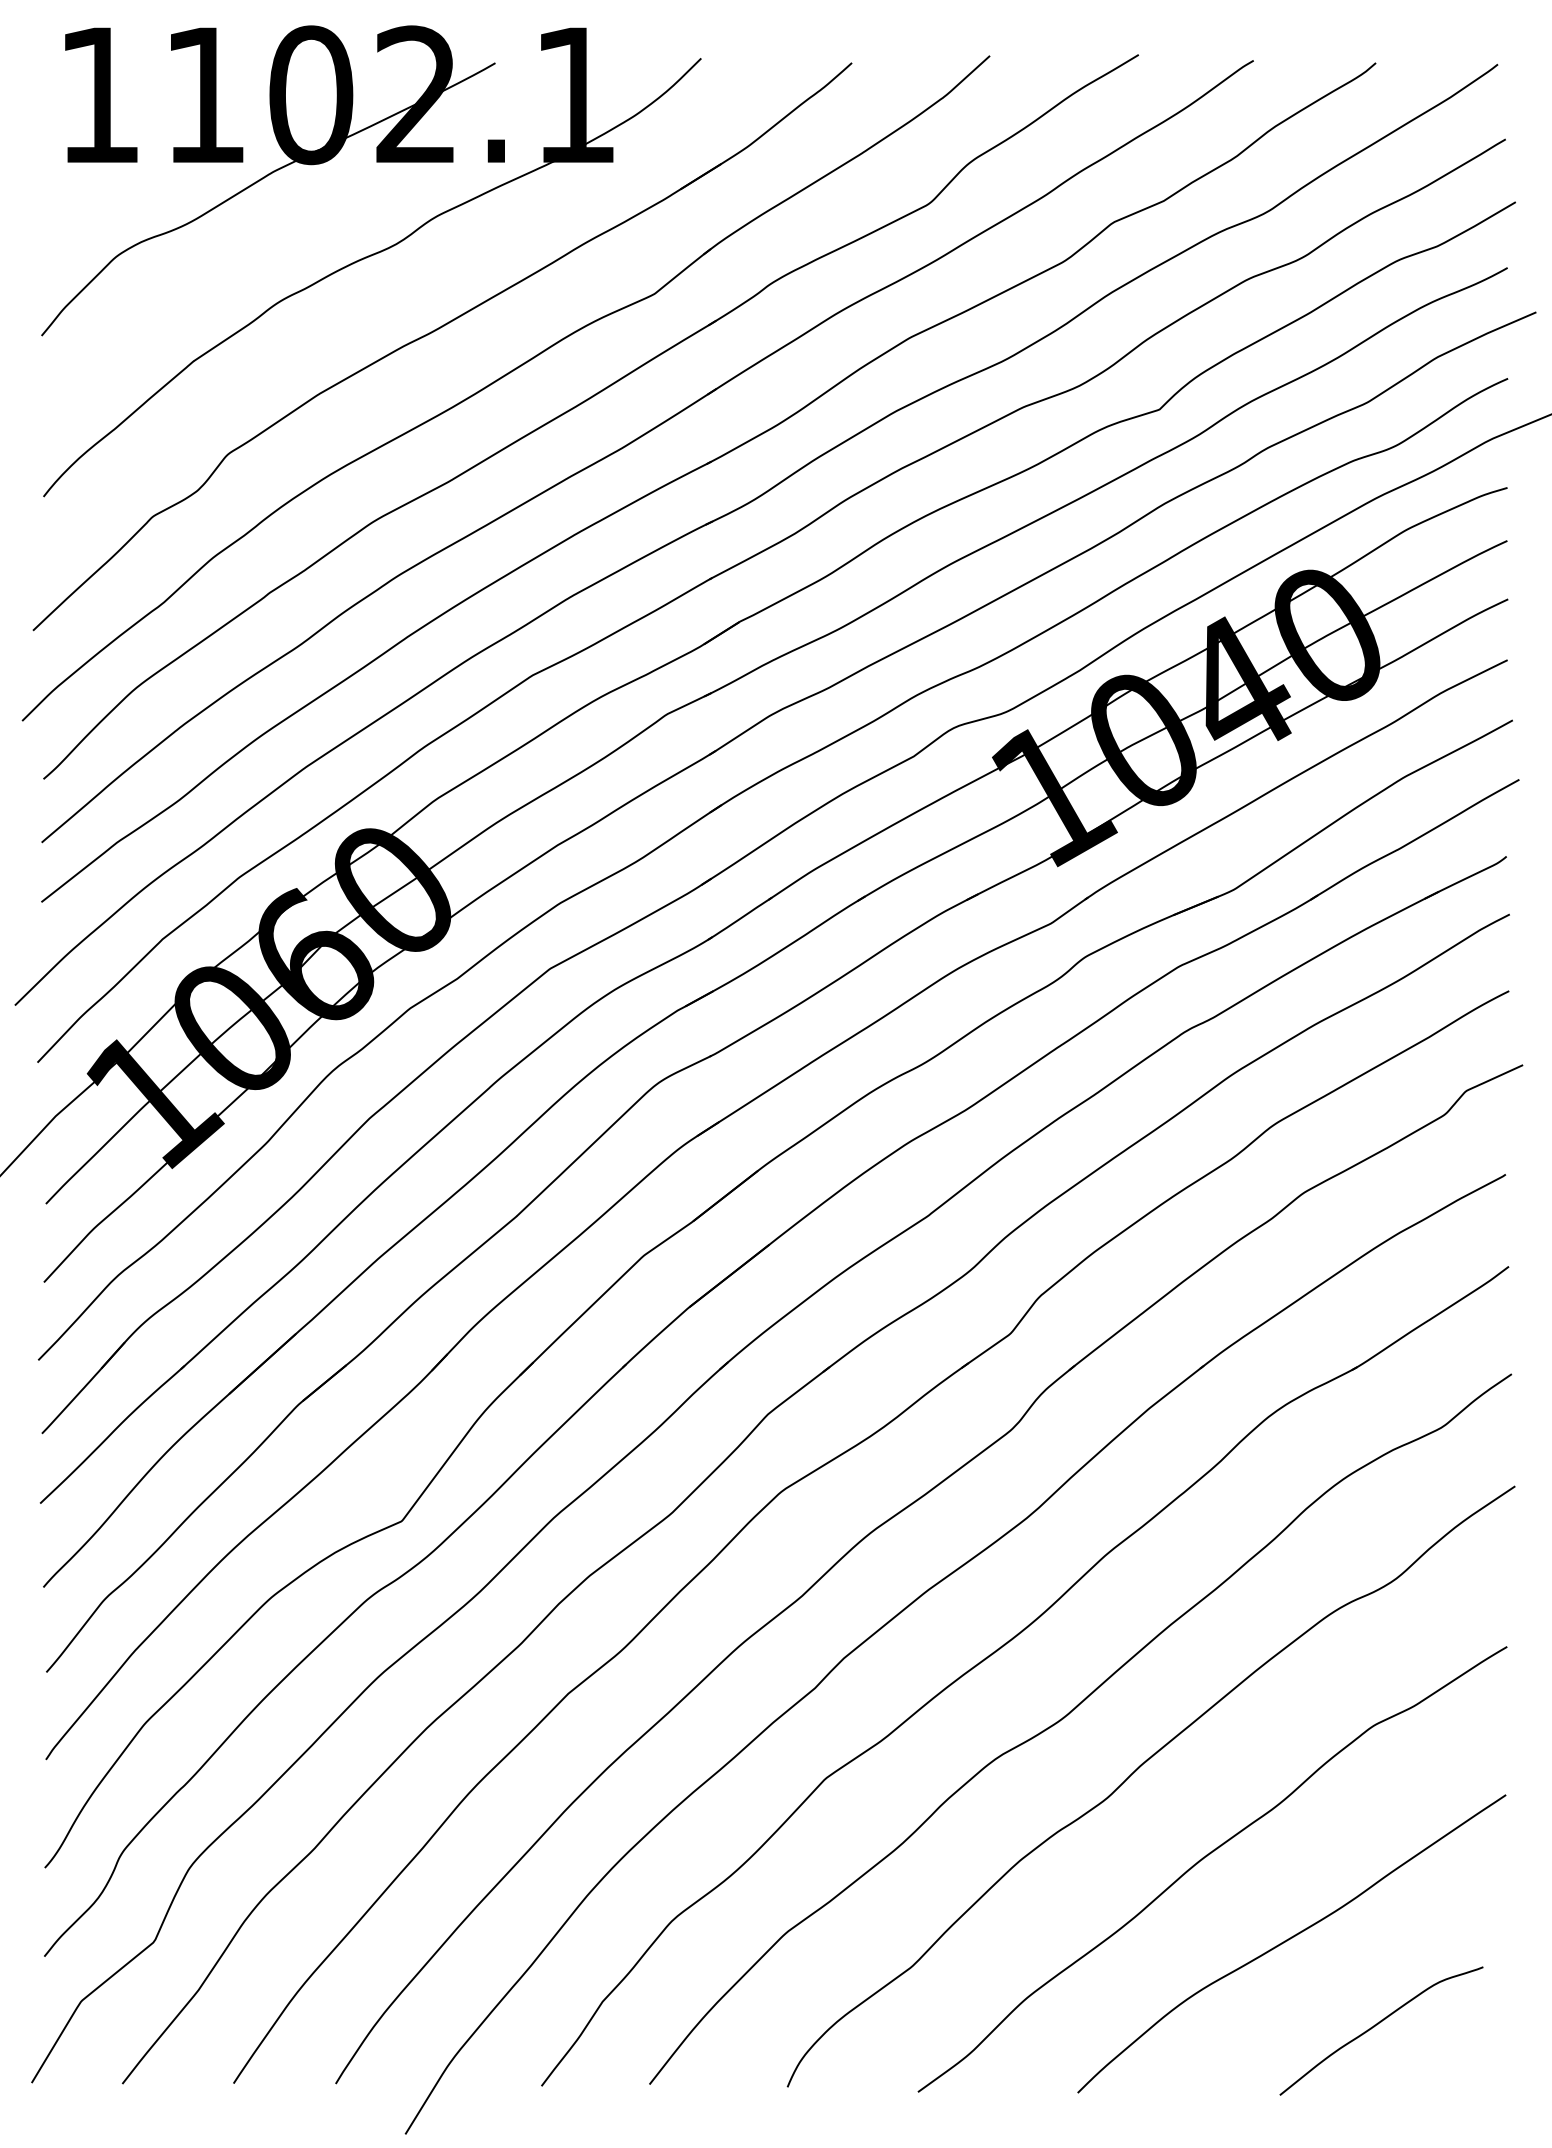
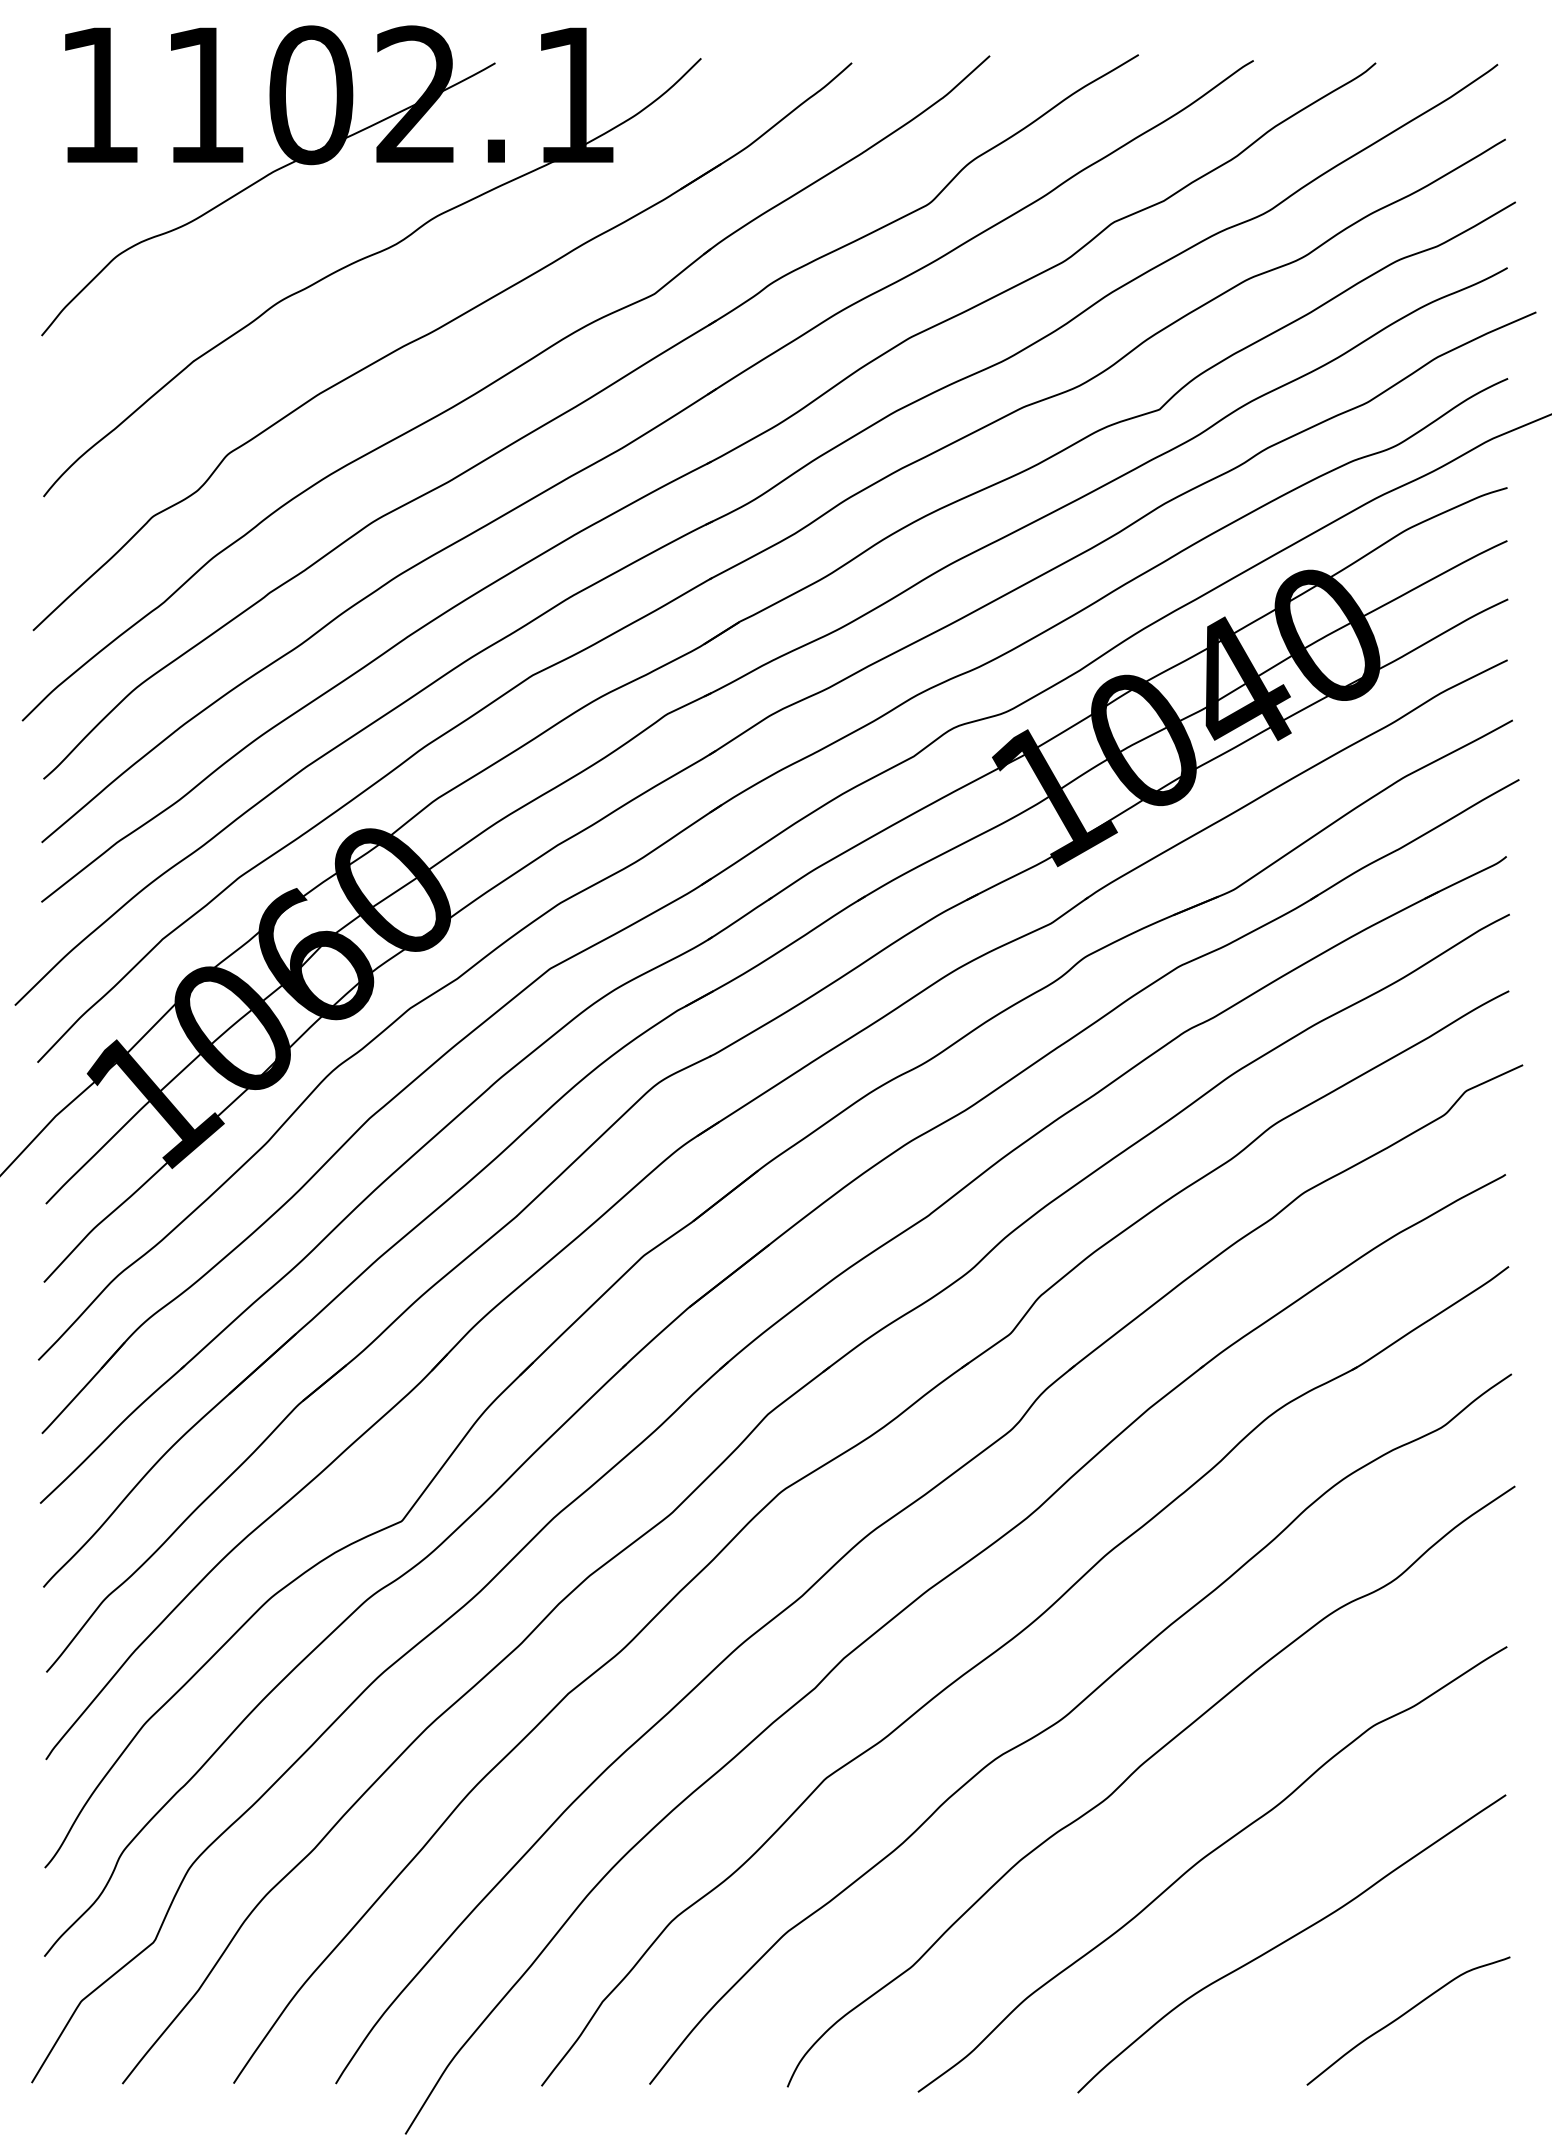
curve position: (1377, 2025) -> (1404, 2015) (1404, 2015)
